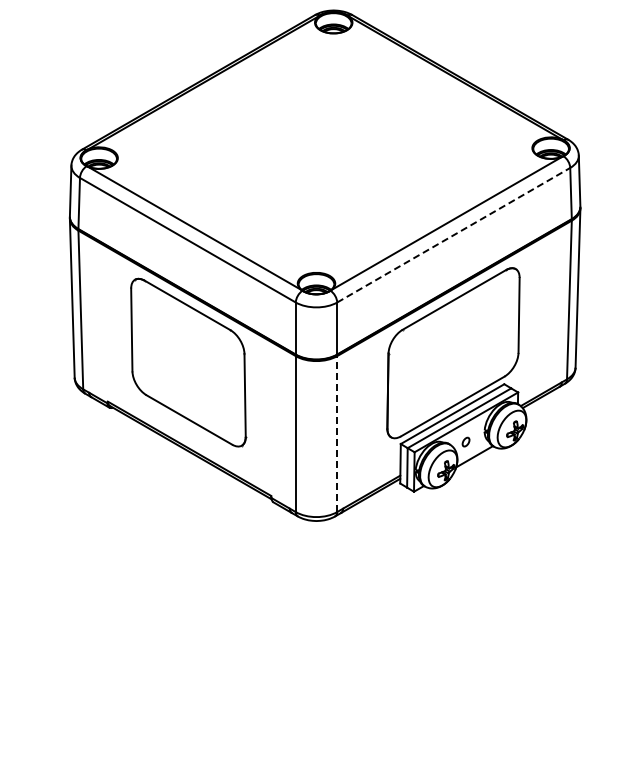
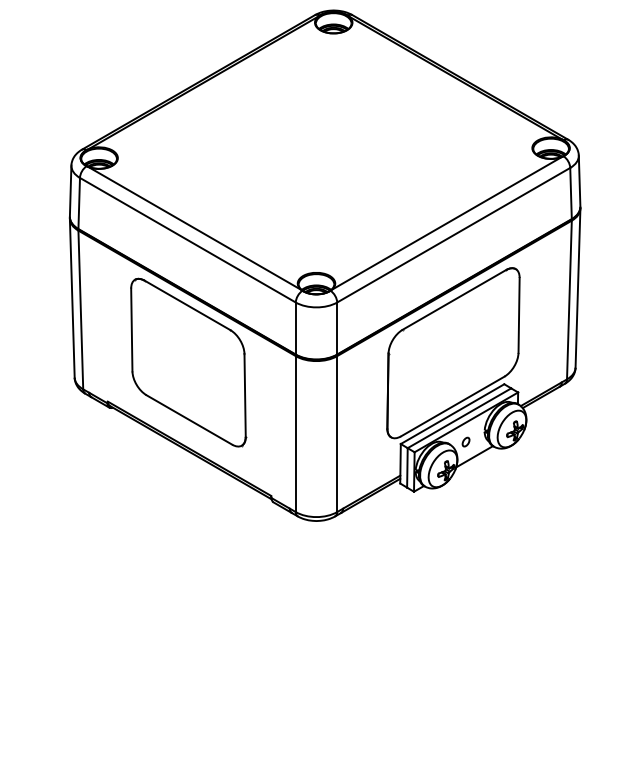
line: dashed -> solid (453, 235)
line: dashed -> solid (337, 434)
